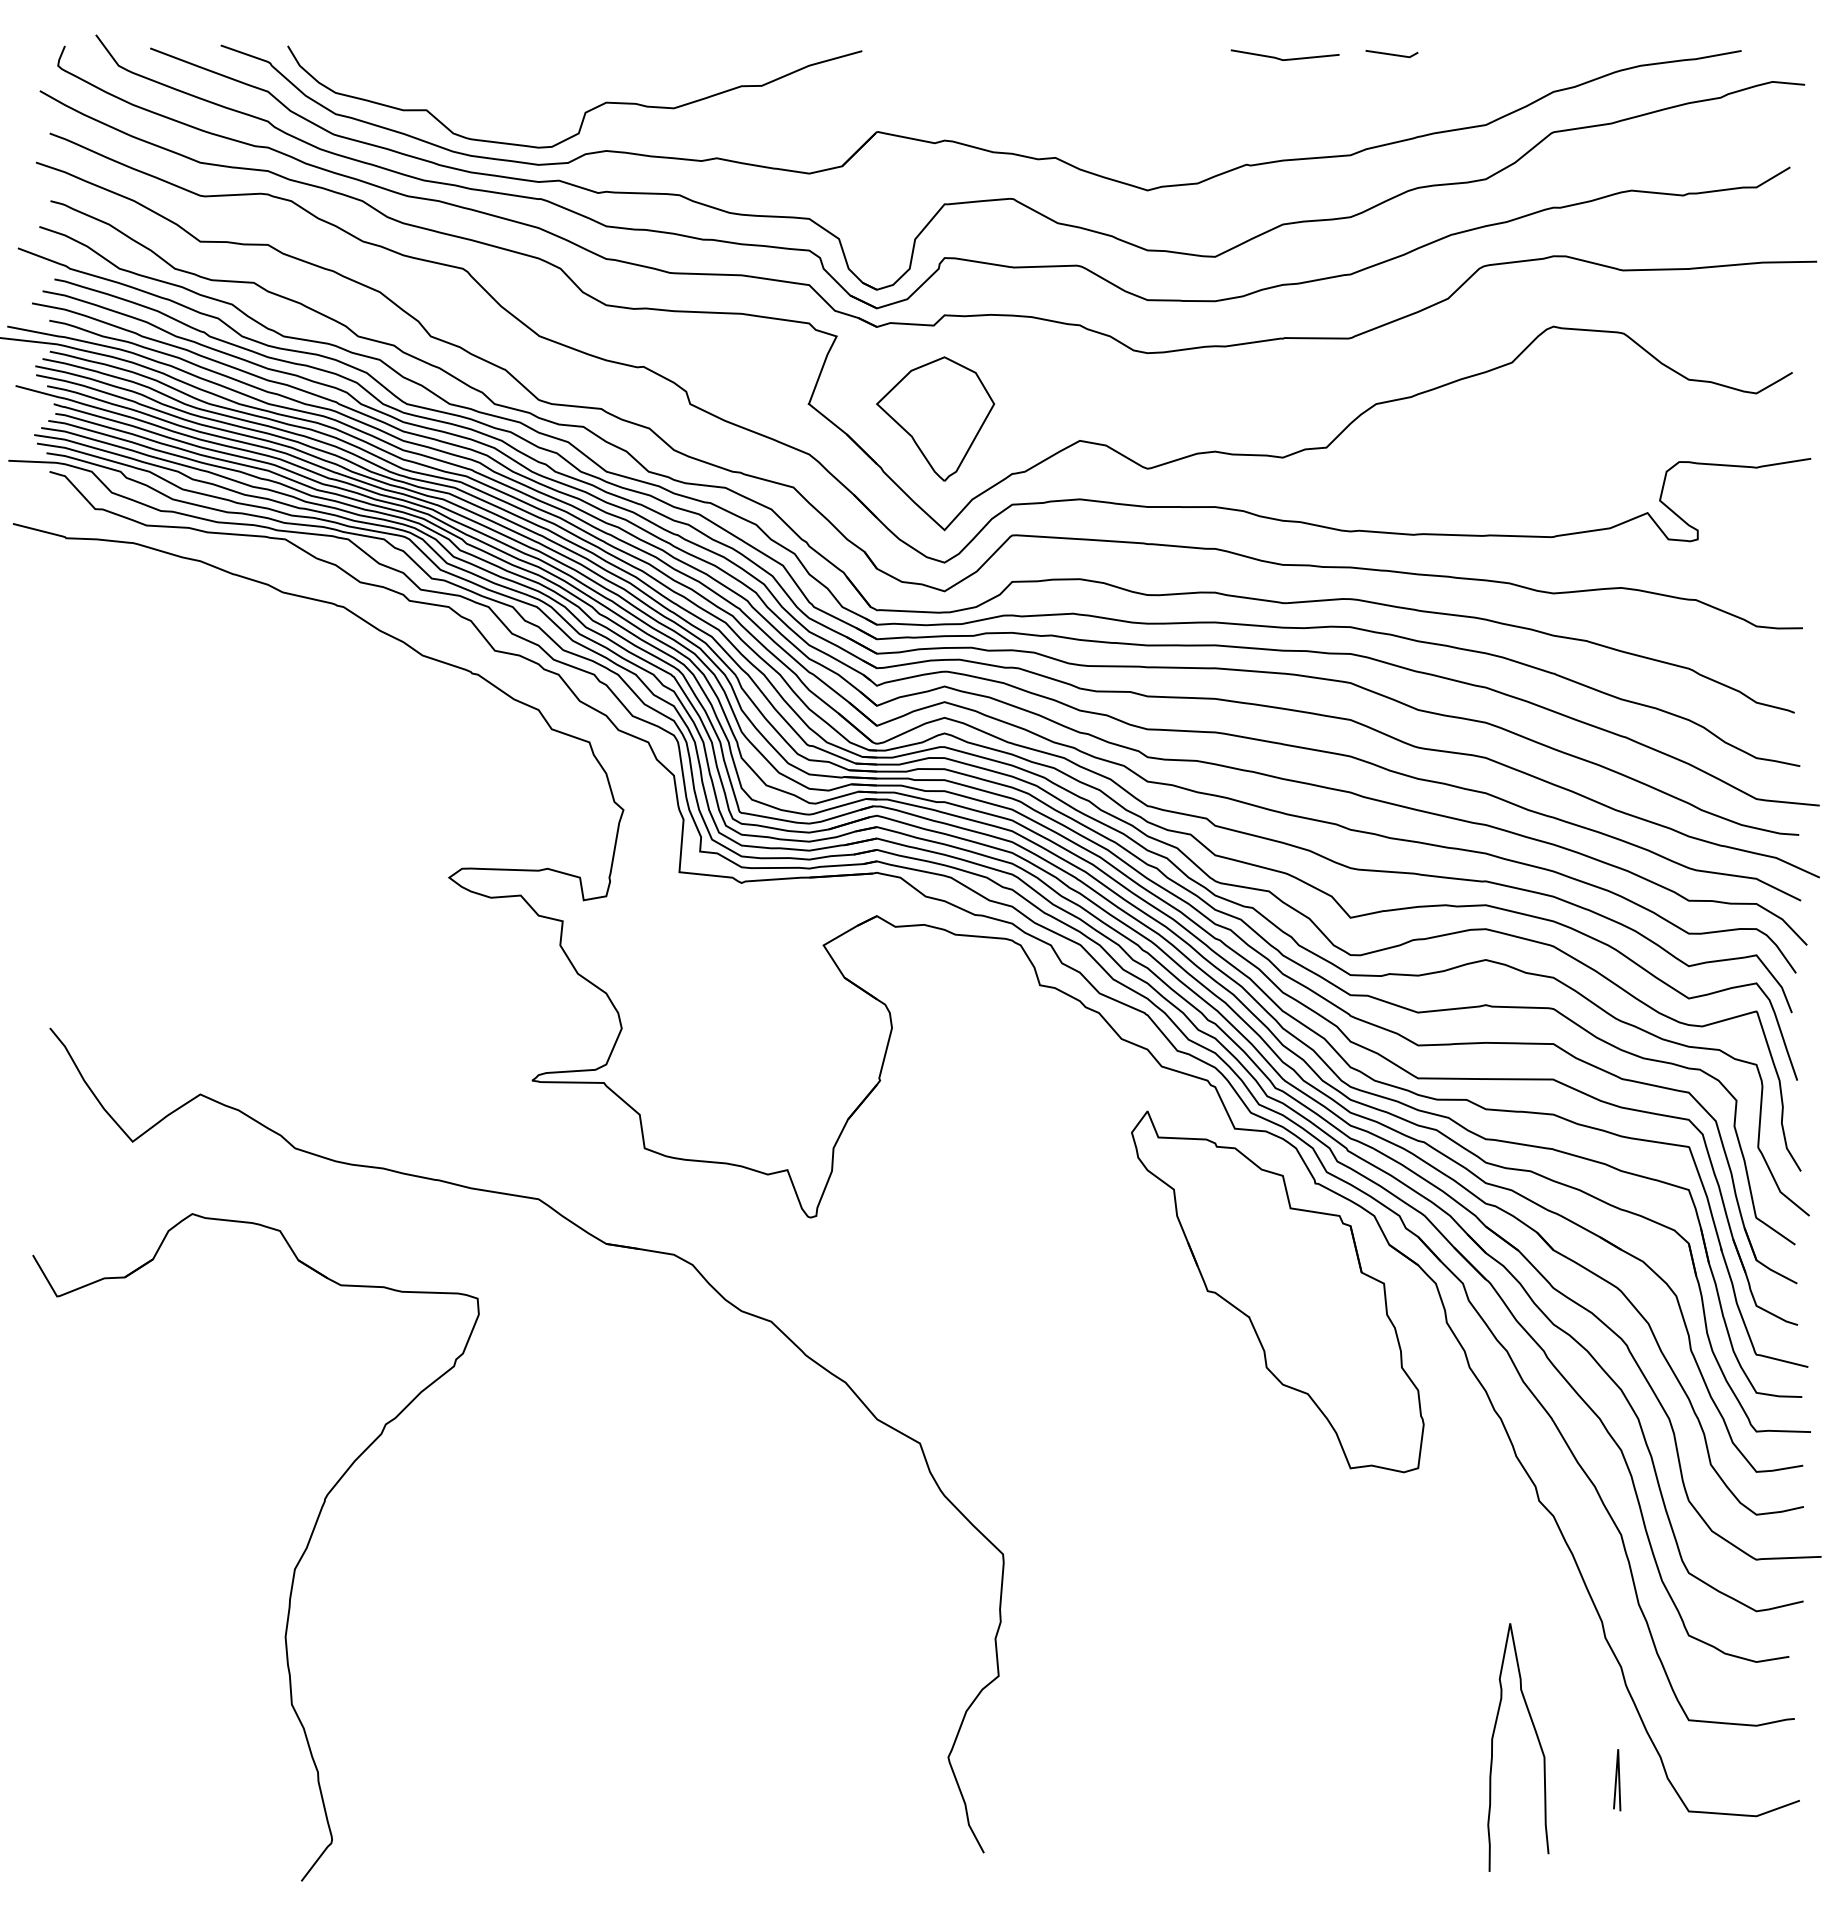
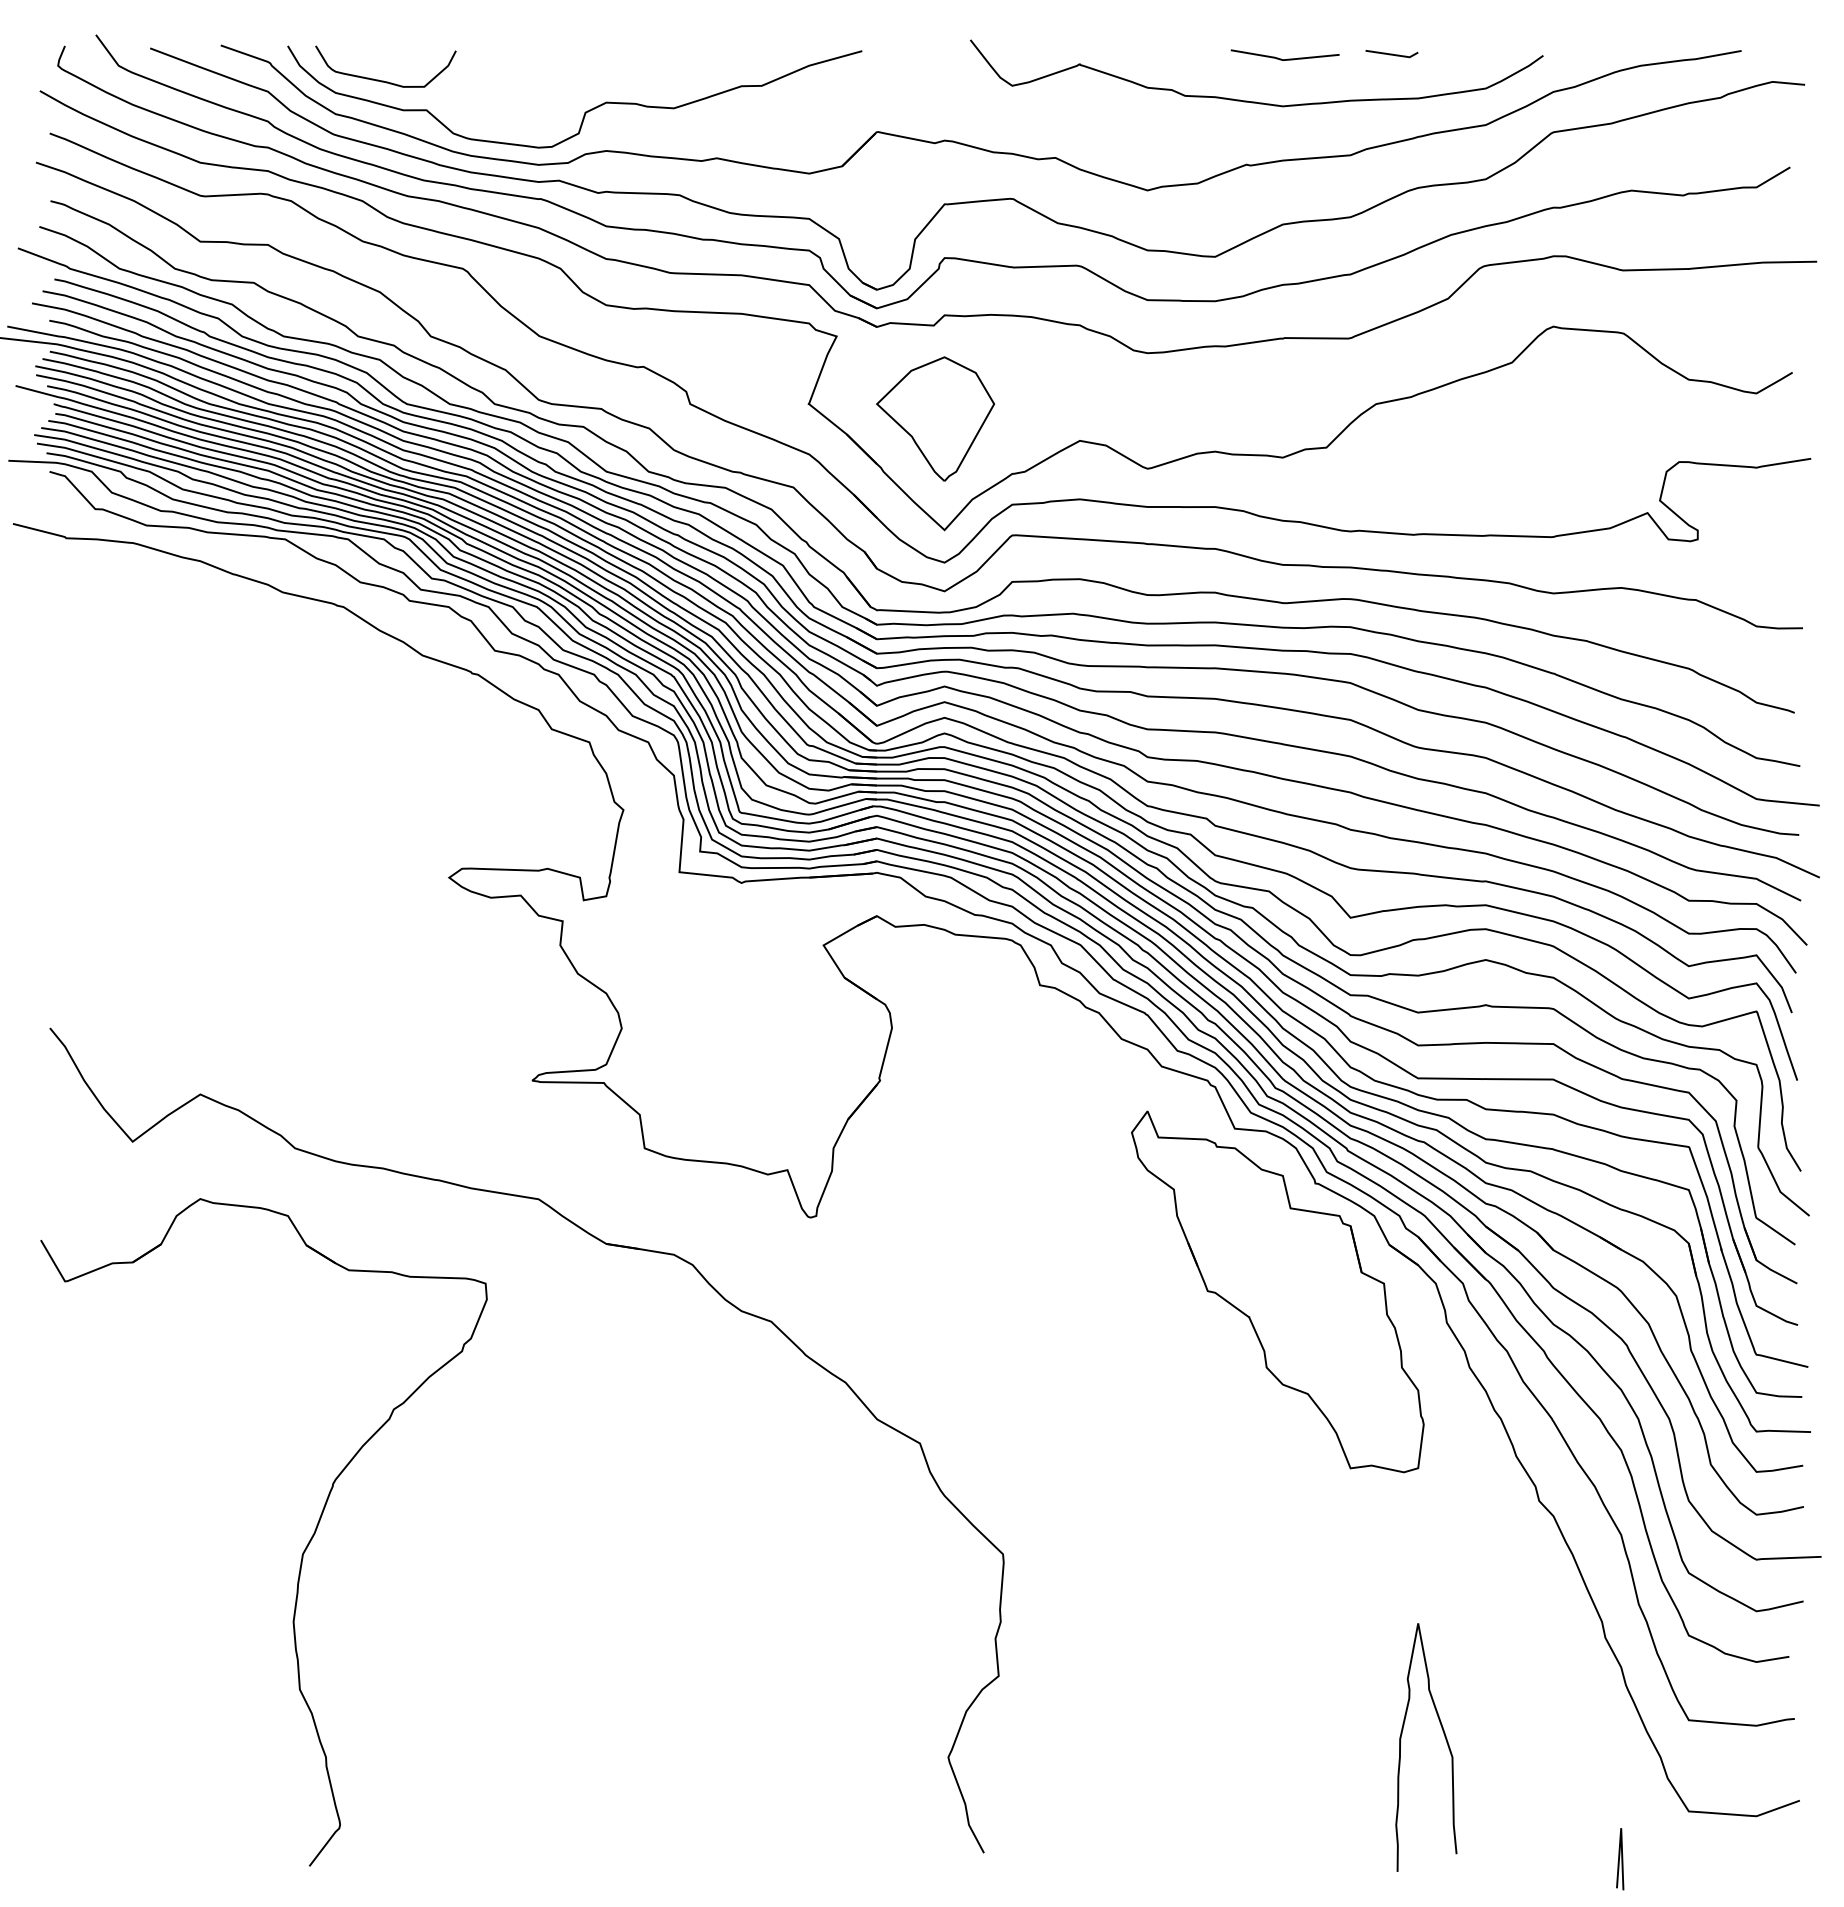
curve: none -> present (383, 80)
curve: none -> present (1256, 101)
part position: (294, 1567) -> (302, 1552) (302, 1552)
curve position: (1537, 1740) -> (1445, 1740) (1445, 1740)
line position: (1616, 1780) -> (1619, 1859) (1619, 1859)
